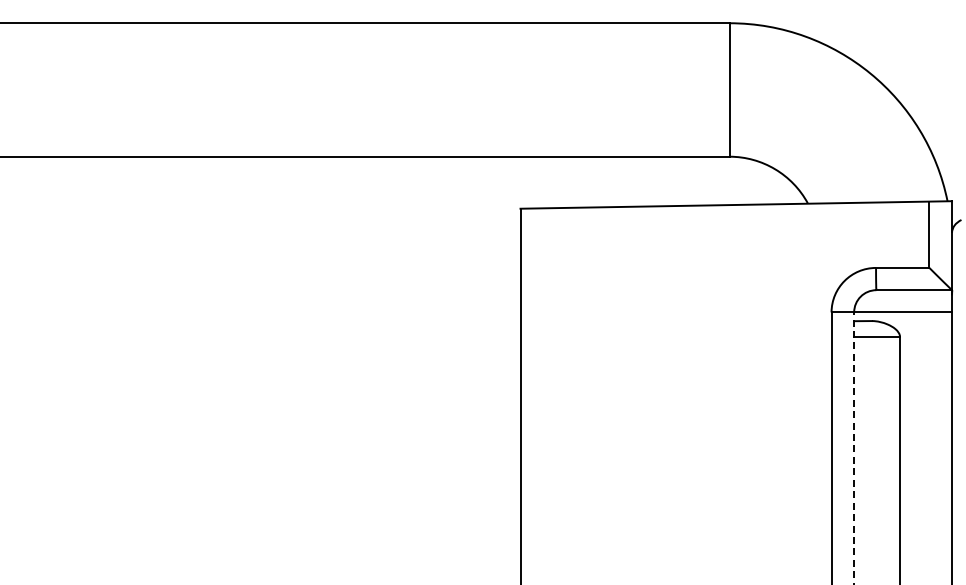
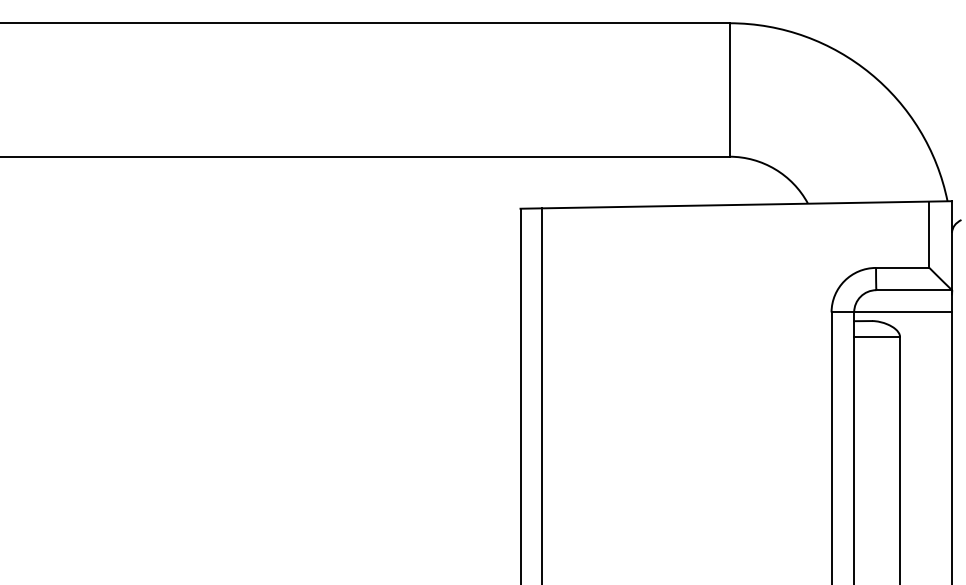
line: none -> present (542, 394)
line: dashed -> solid (854, 448)
